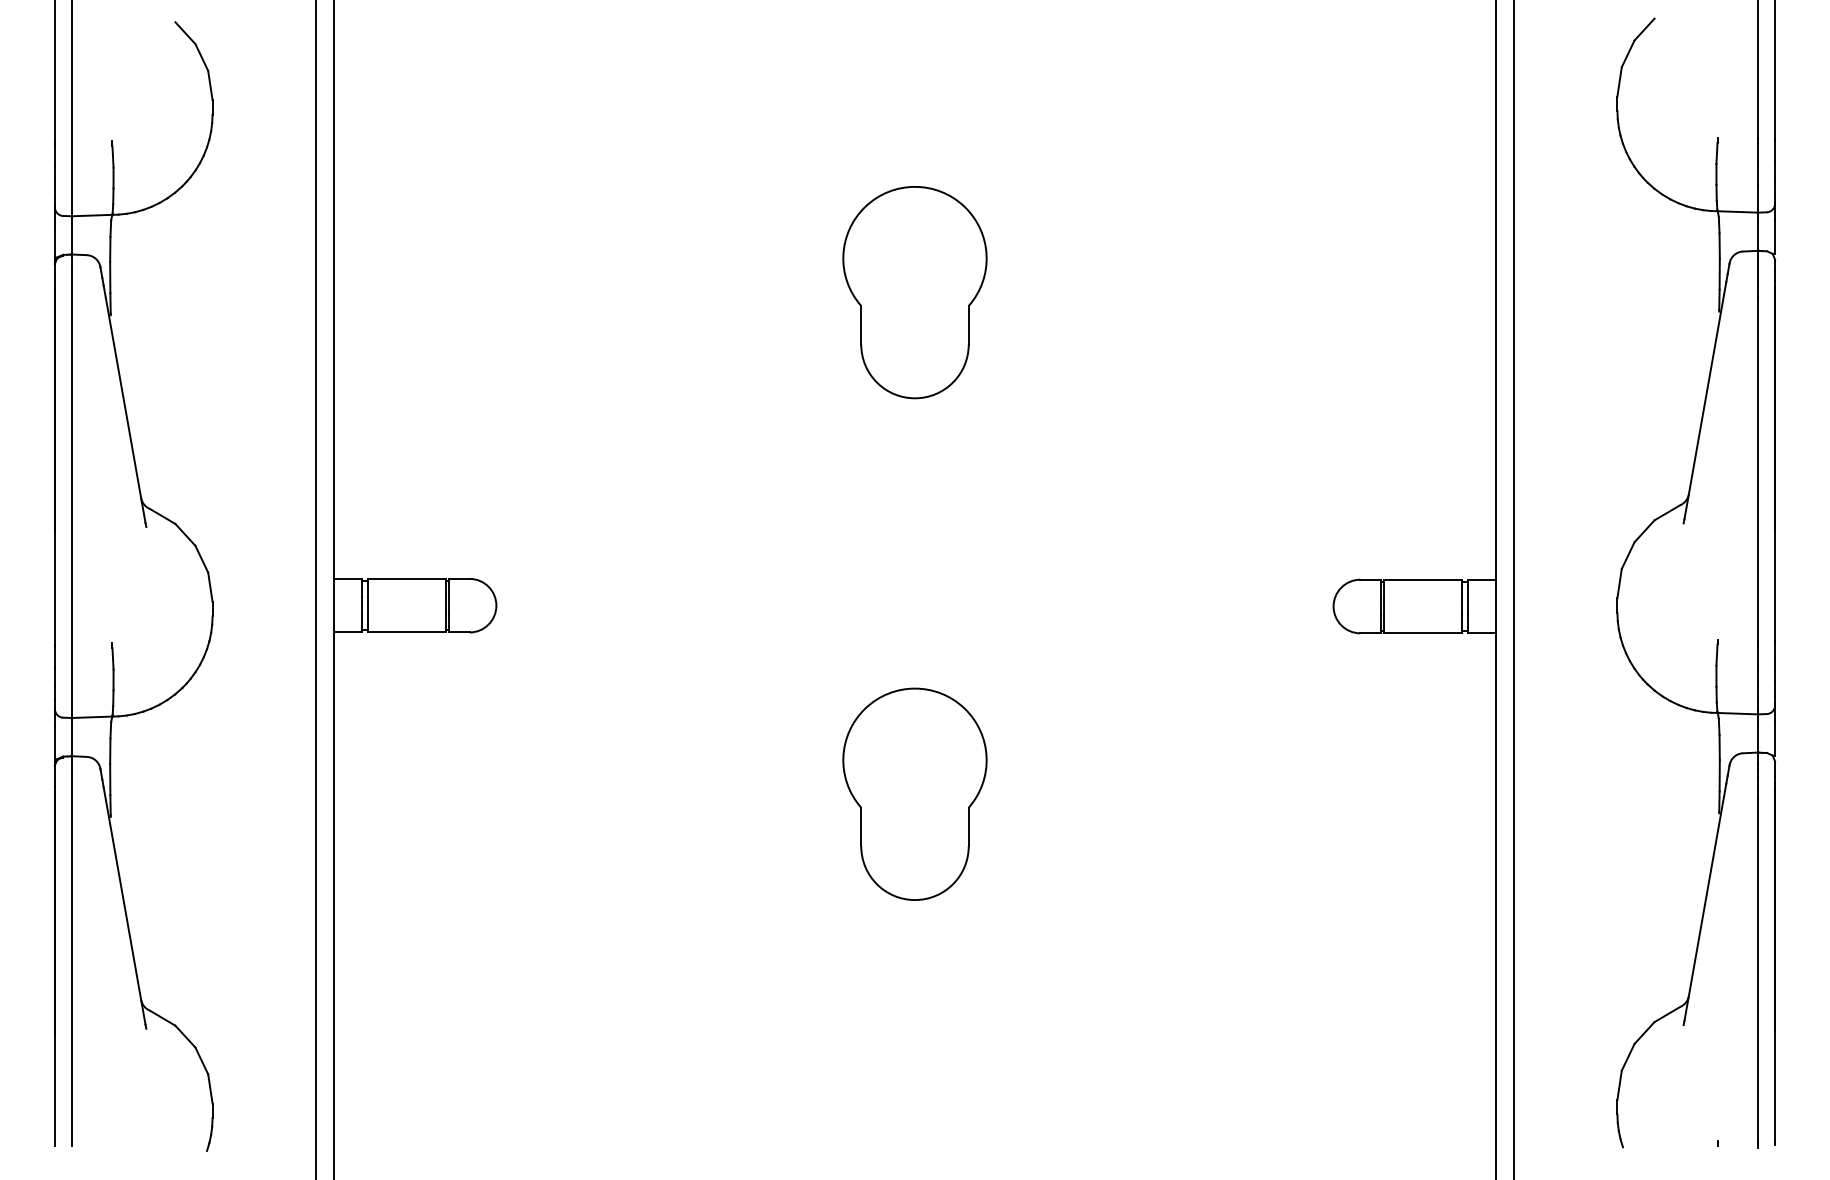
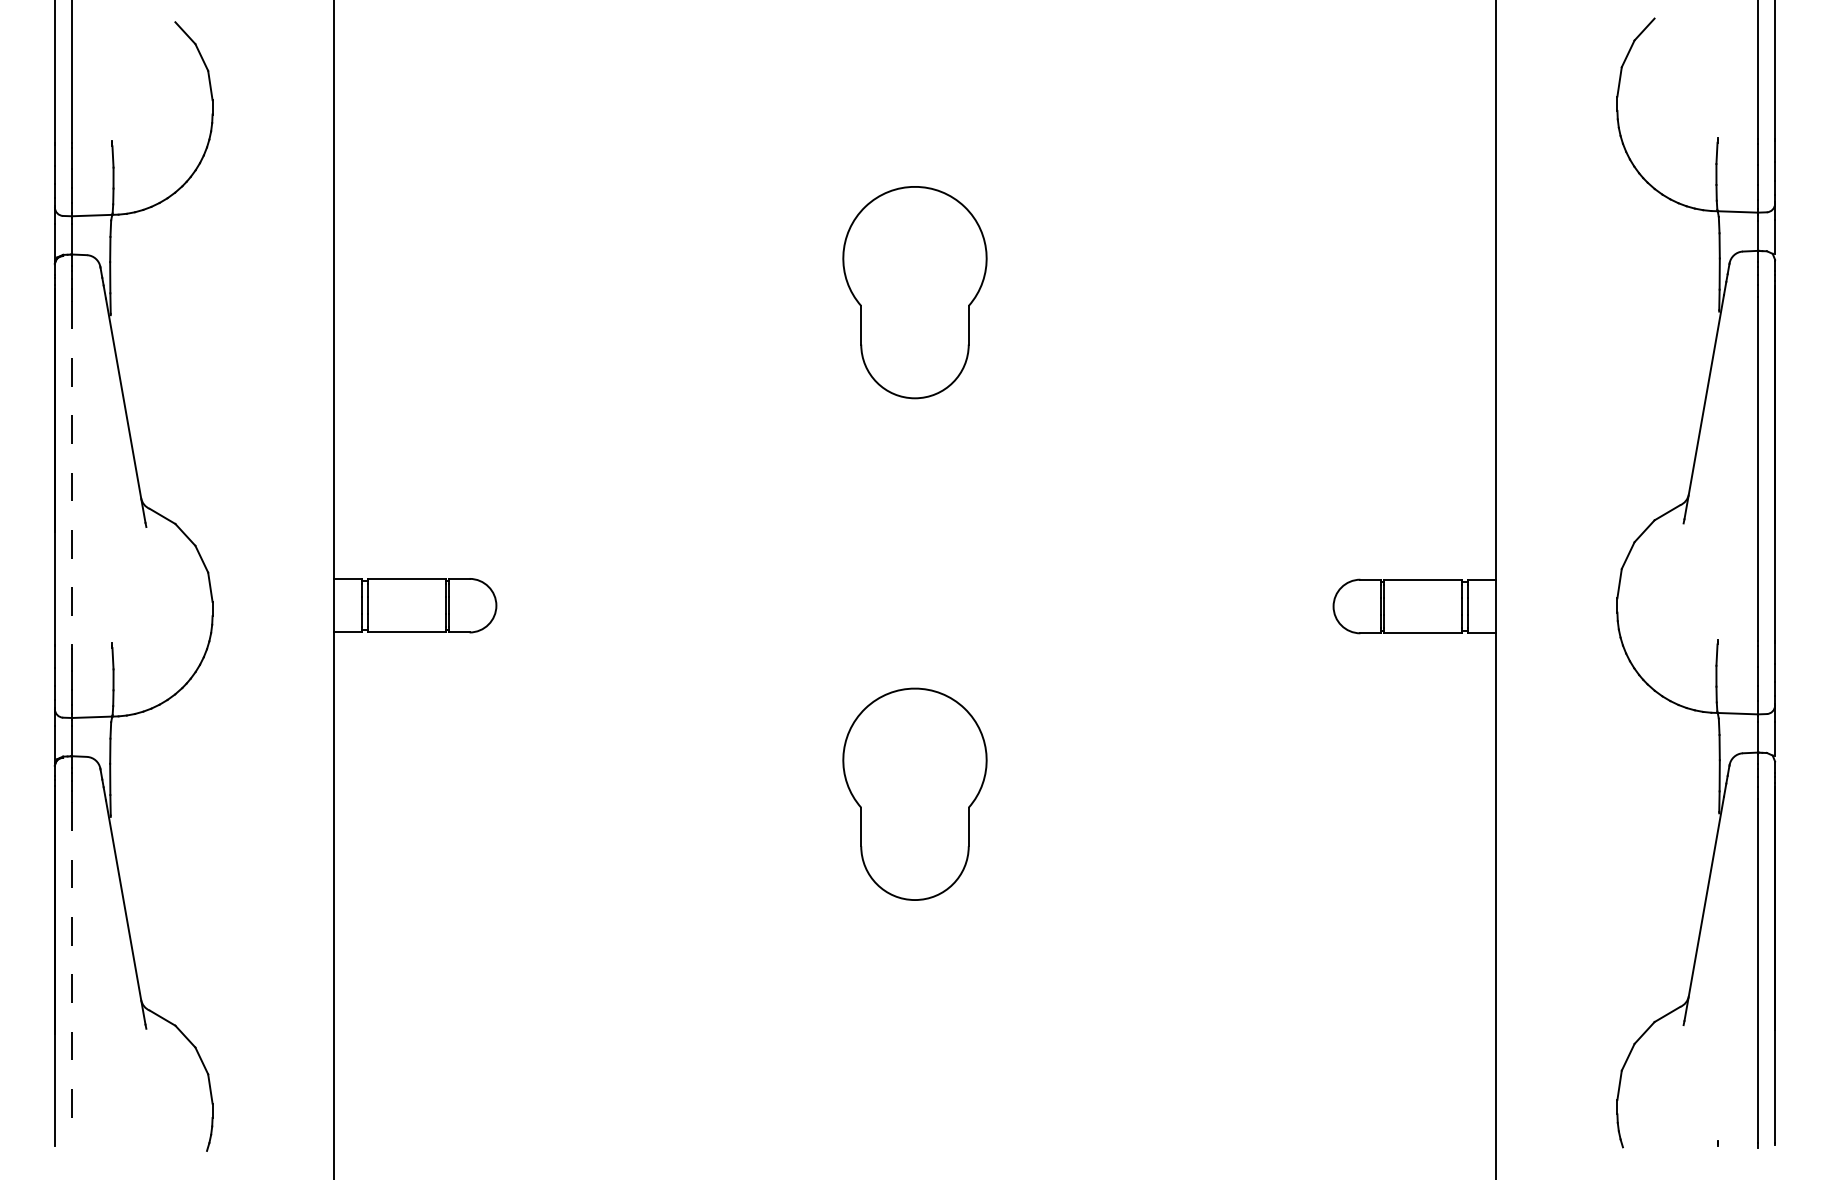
line: solid -> dashed (72, 472)
line: present -> none (315, 589)
line: present -> none (1514, 589)
line: solid -> dashed (72, 974)
